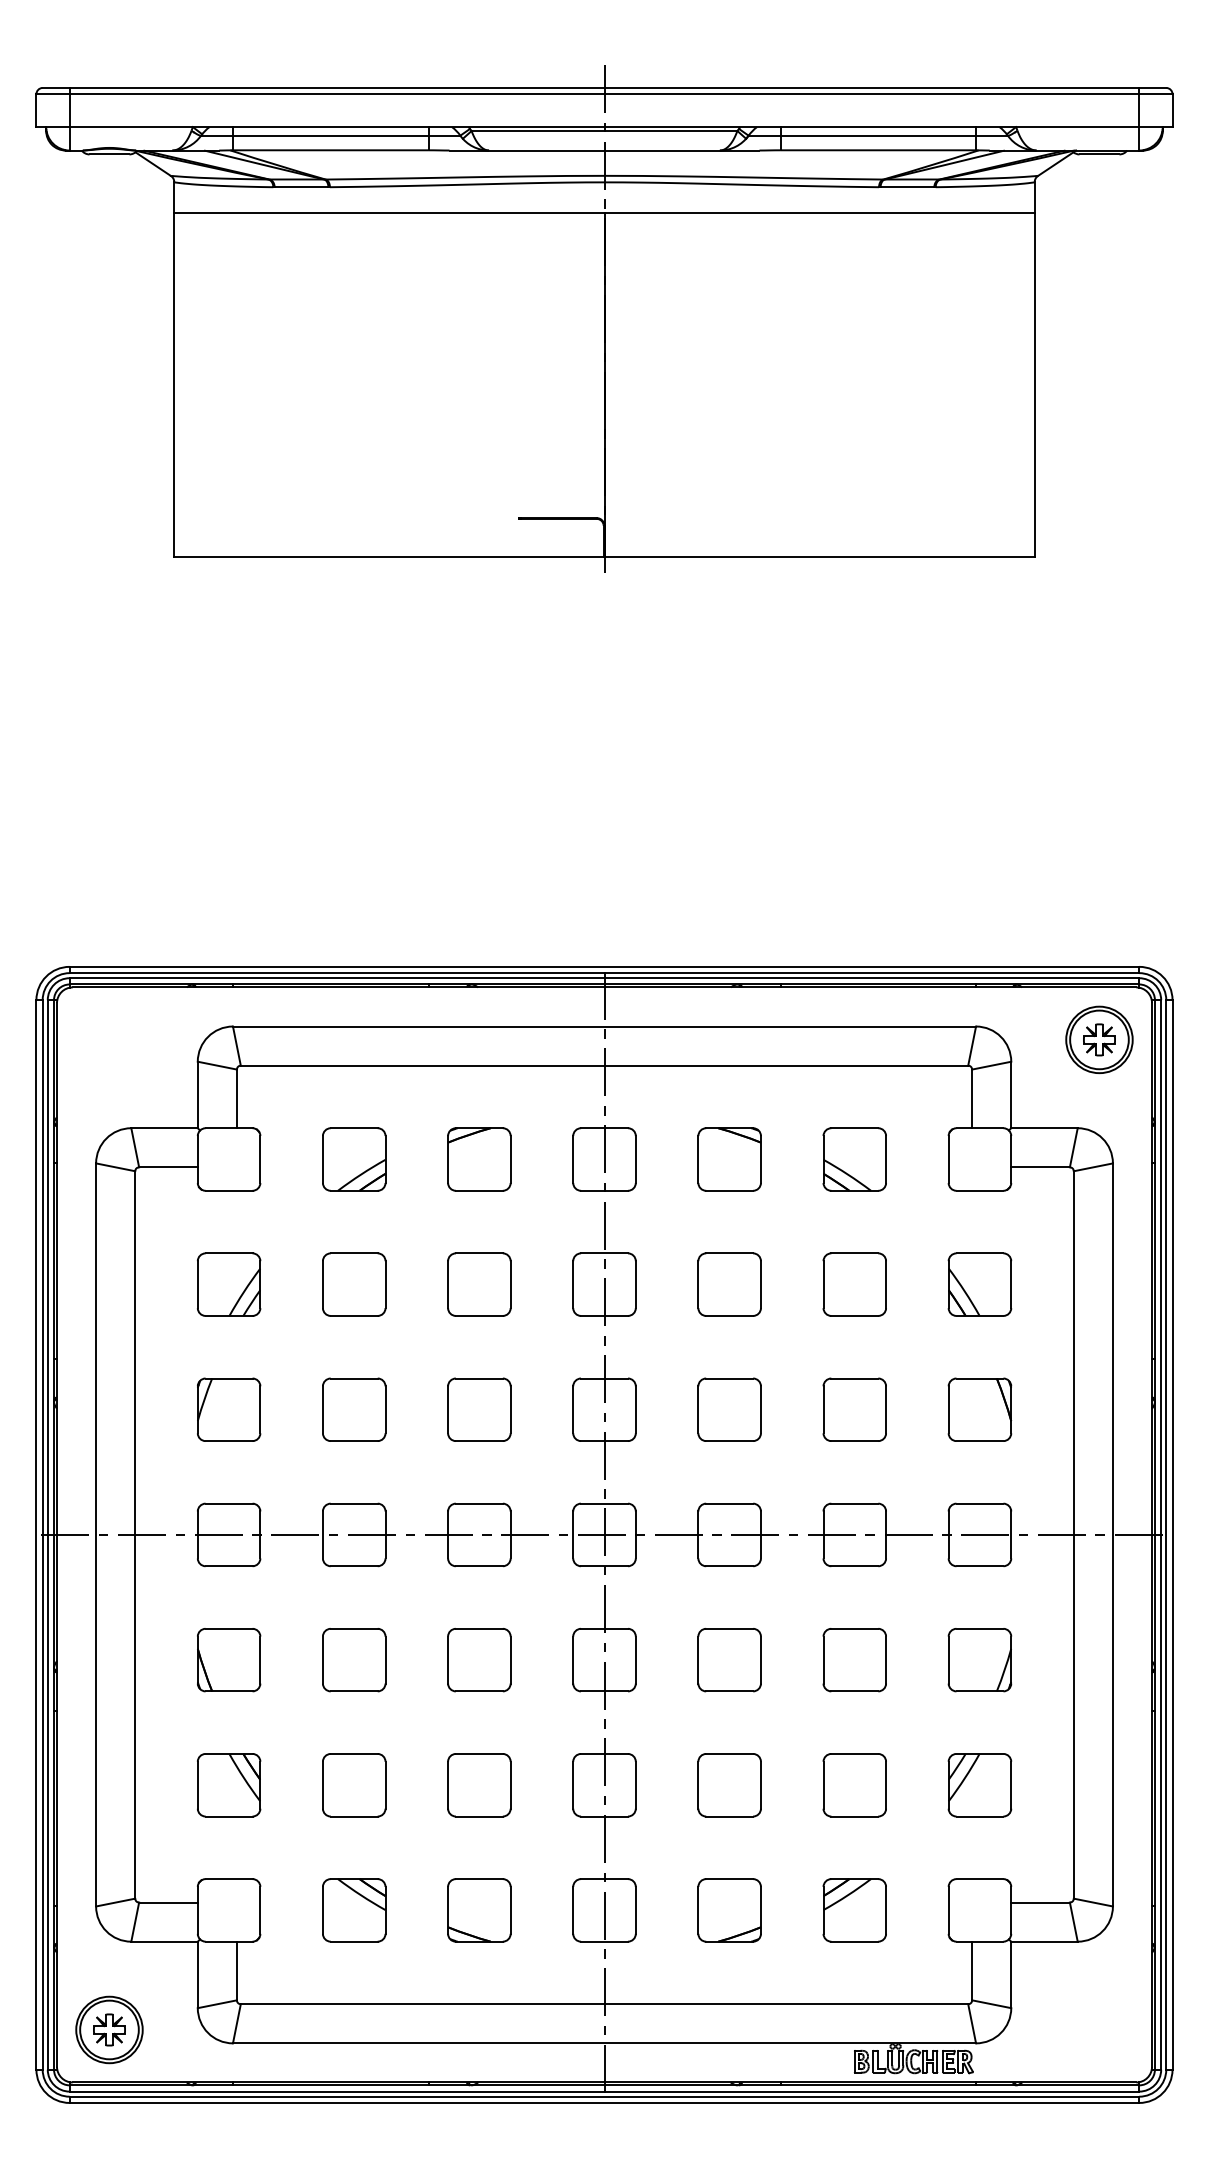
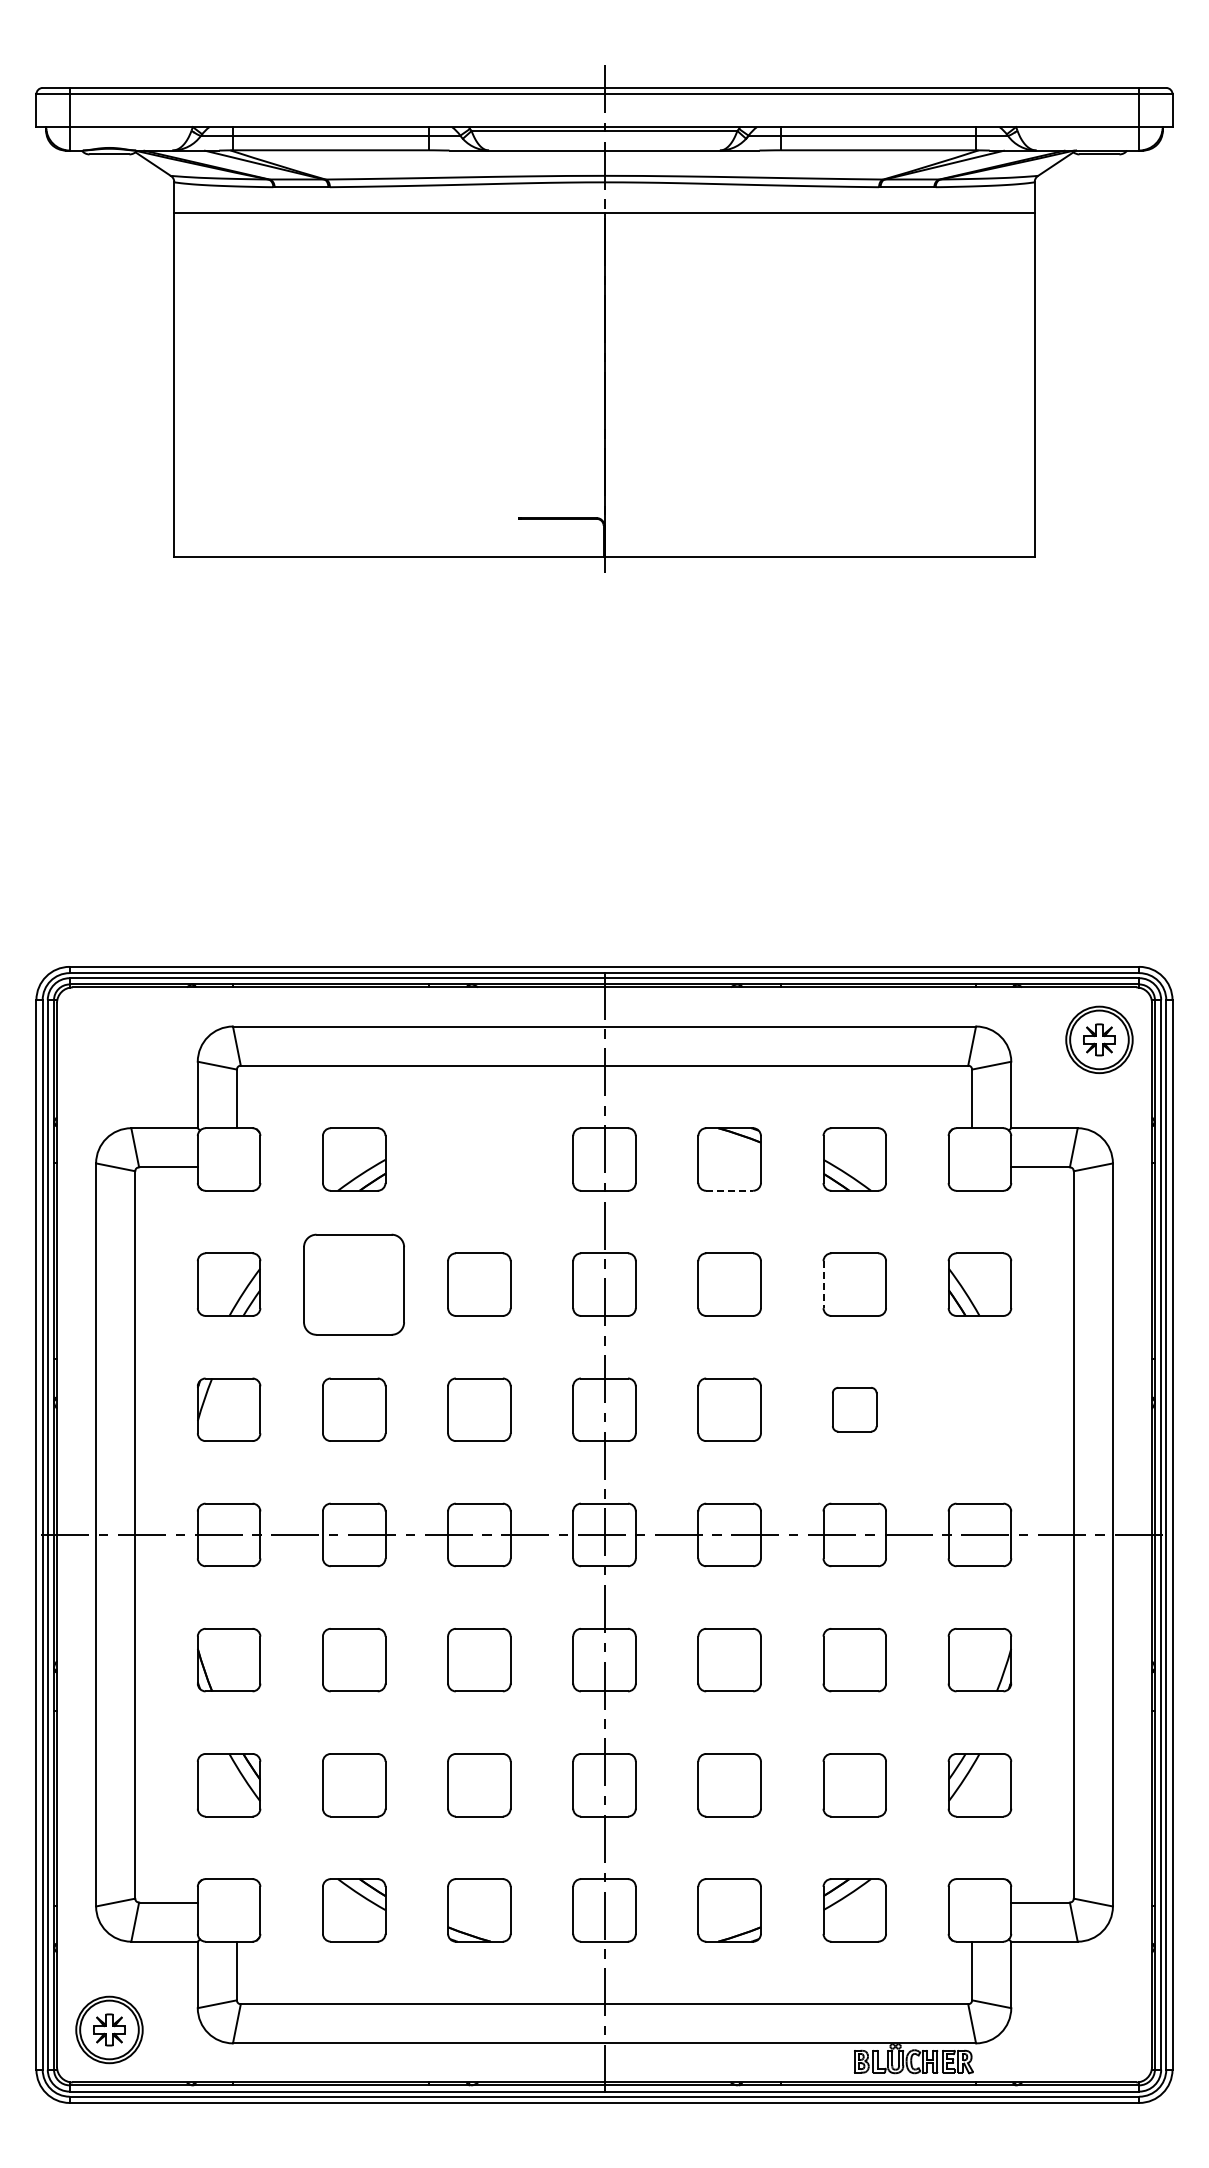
part: present -> none (479, 1159)
line: solid -> dashed (730, 1190)
part size: 65x65 px -> 102x103 px (353, 1284)
line: solid -> dashed (823, 1285)
part size: 65x65 px -> 46x46 px (854, 1409)
part: present -> none (979, 1409)
